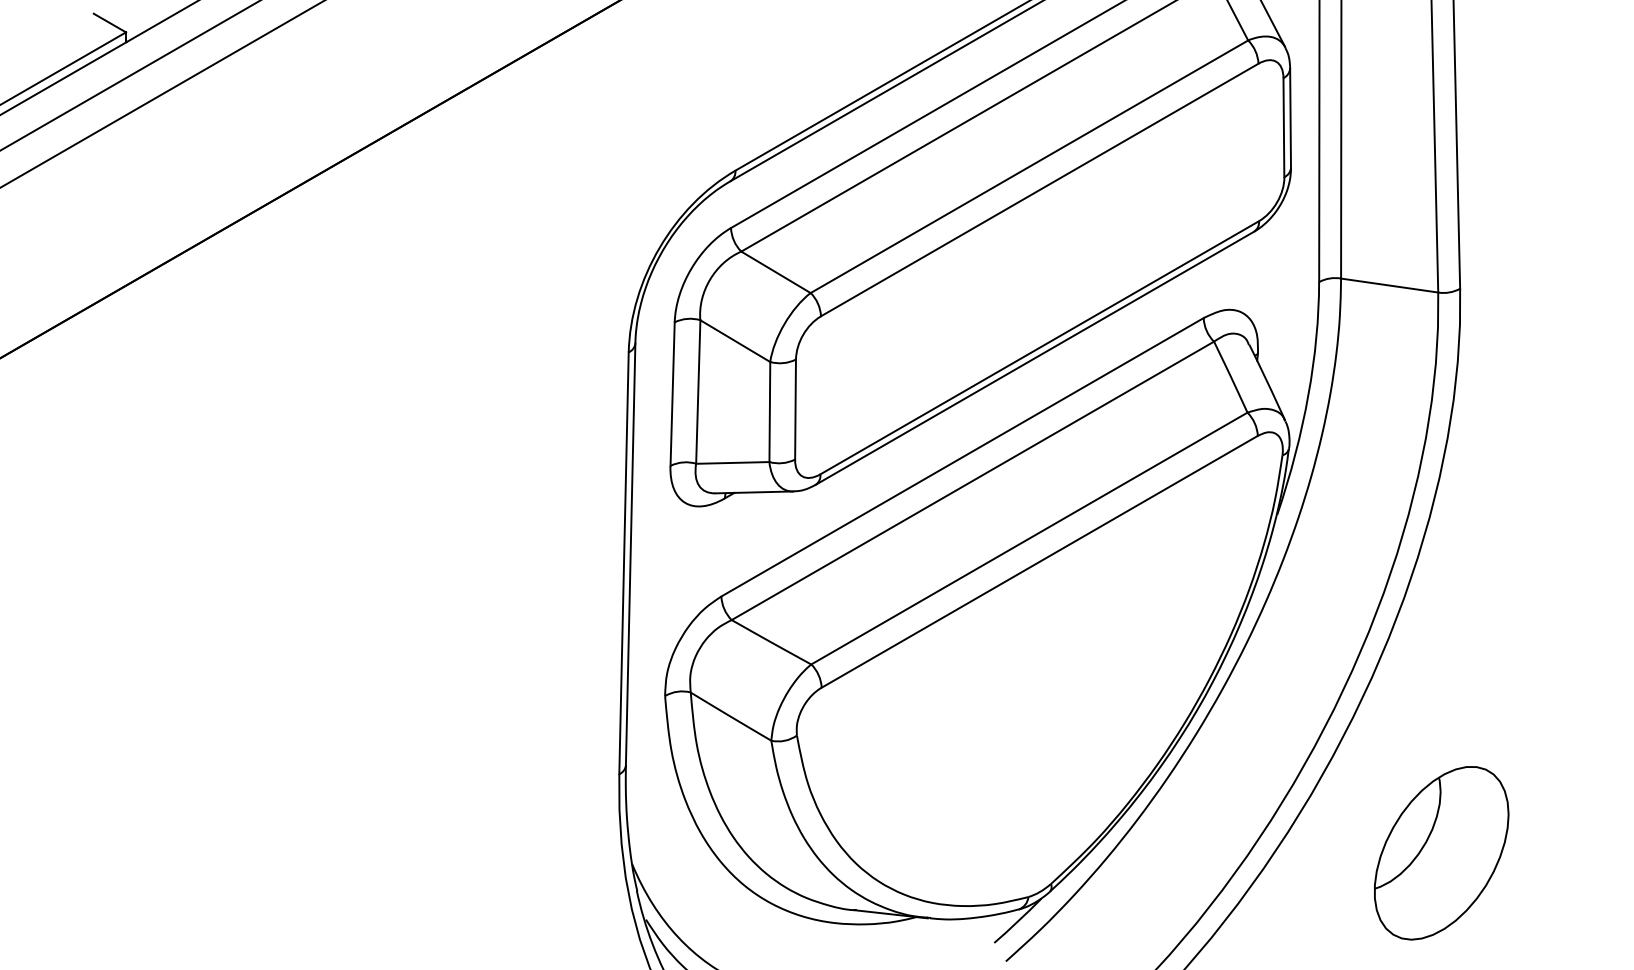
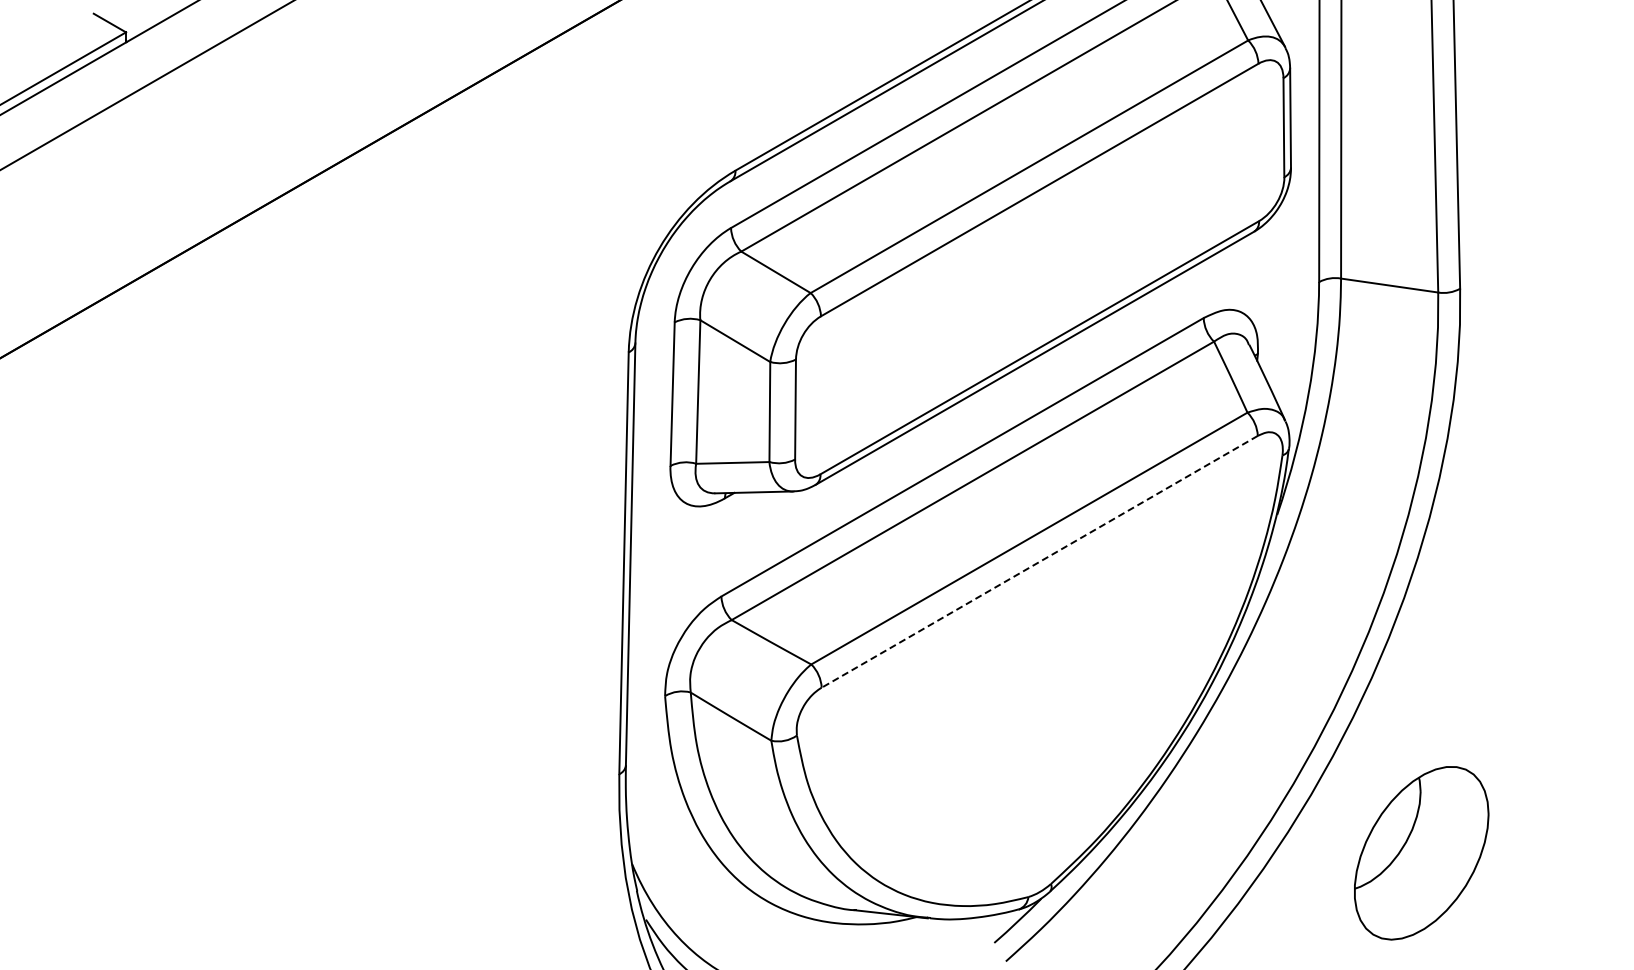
line: present -> none (129, 75)
line position: (162, 94) -> (146, 85) (146, 85)
line: solid -> dashed (1039, 561)
part position: (1441, 853) -> (1421, 853) (1421, 853)
